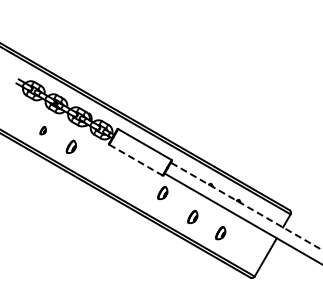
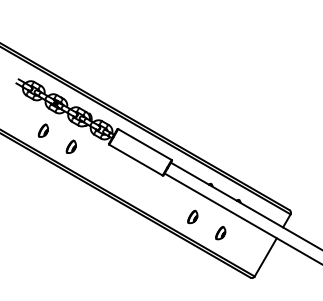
part size: 8x10 px -> 12x15 px (42, 130)
line: dashed -> solid (135, 160)
part: present -> none (162, 192)
line: dashed -> solid (246, 206)
